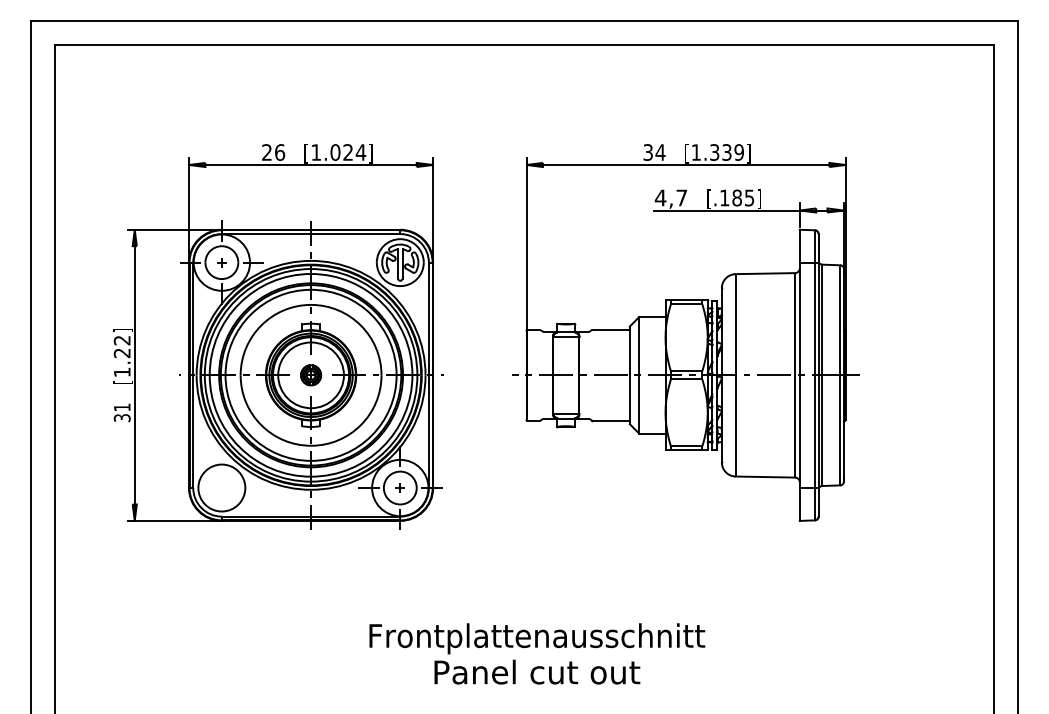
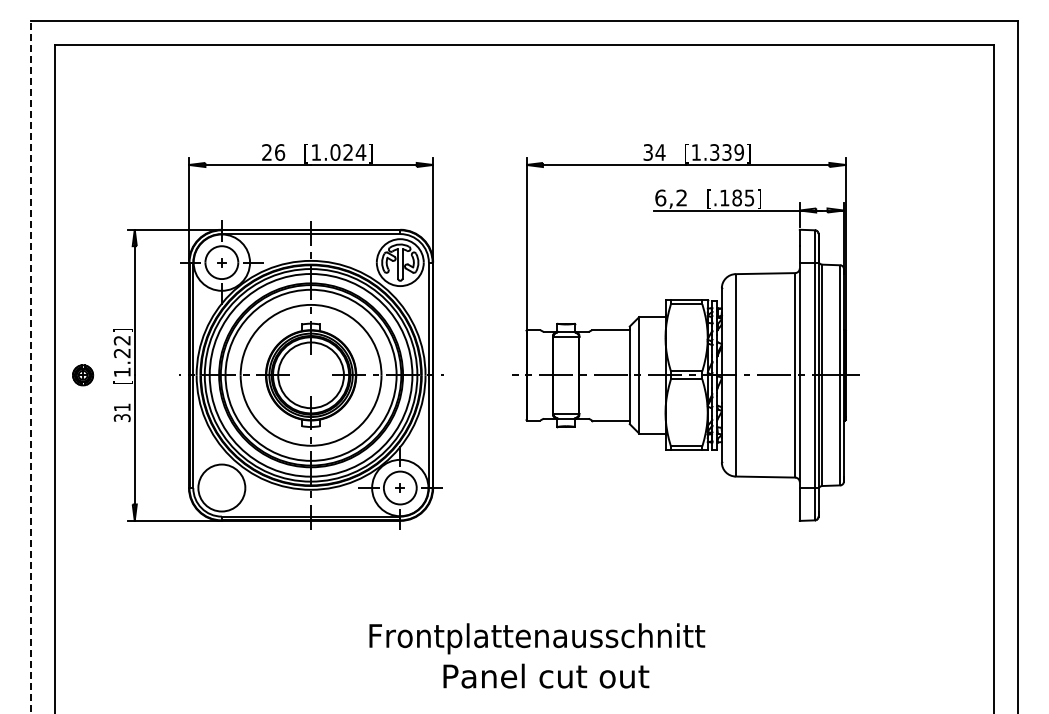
text: 4,7 -> 6,2 (670, 197)
line: solid -> dashed (31, 367)
part position: (311, 375) -> (83, 375) (83, 375)
text position: (537, 671) -> (546, 675) (546, 675)
